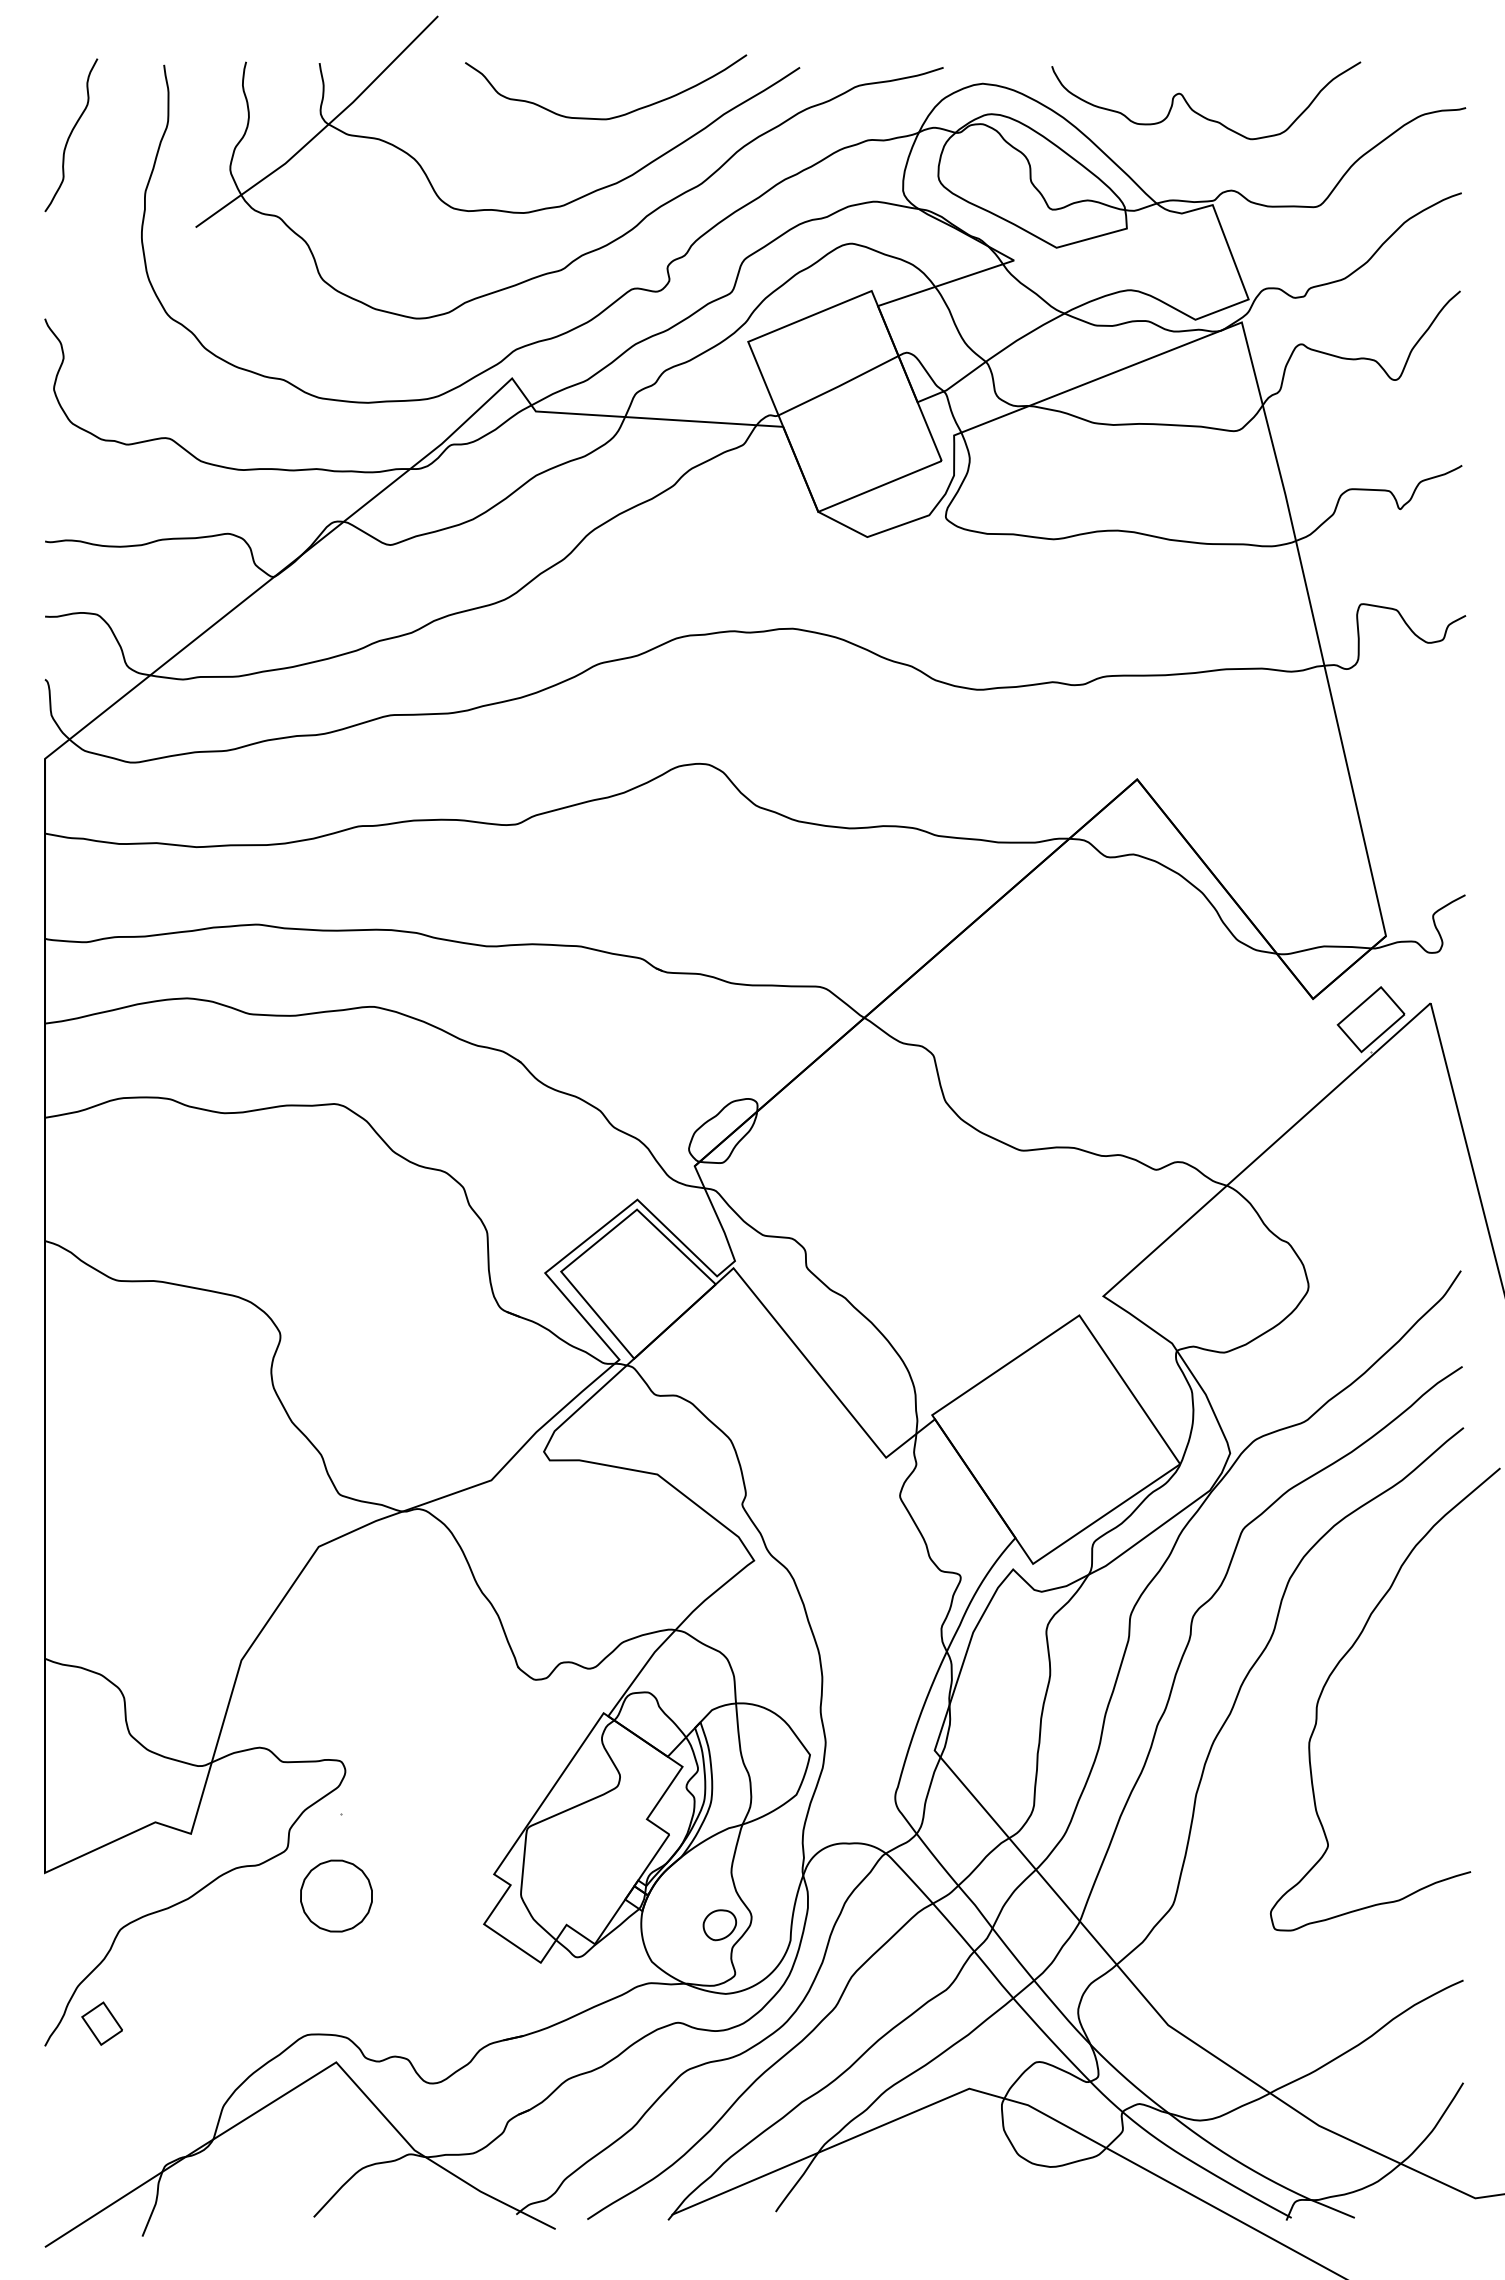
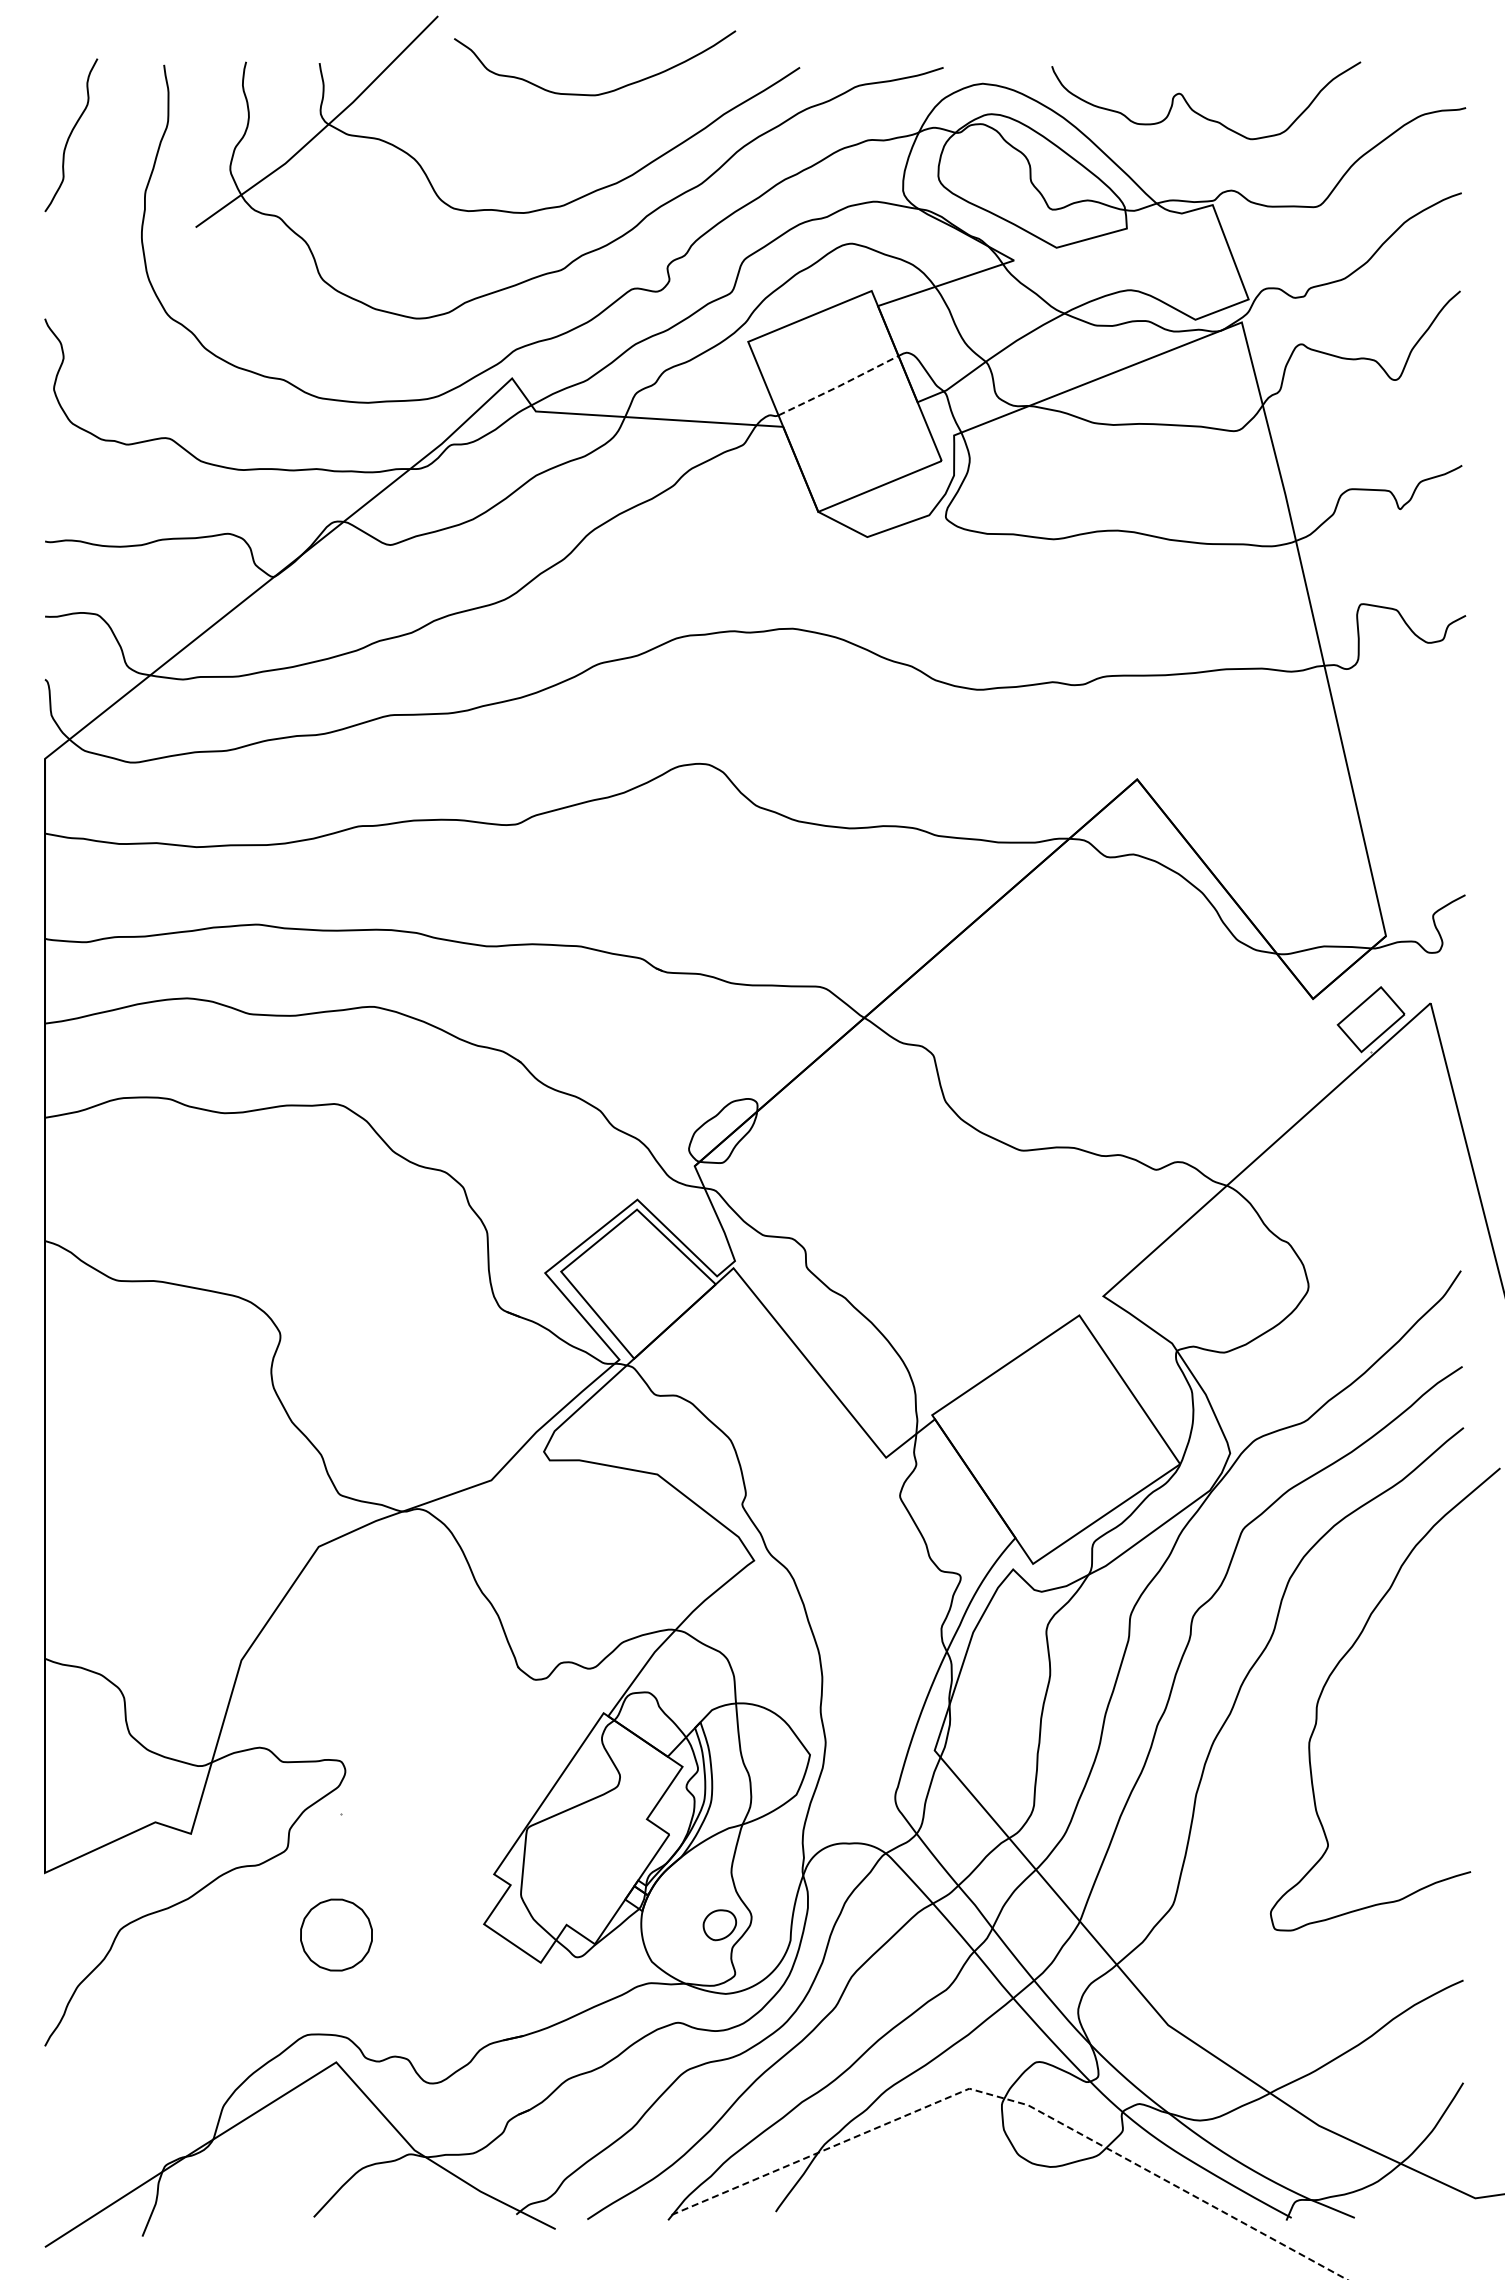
curve position: (613, 116) -> (602, 92) (602, 92)
line: solid -> dashed (838, 386)
part position: (336, 1895) -> (336, 1934) (336, 1934)
part: present -> none (101, 2023)
line: solid -> dashed (1017, 2102)
